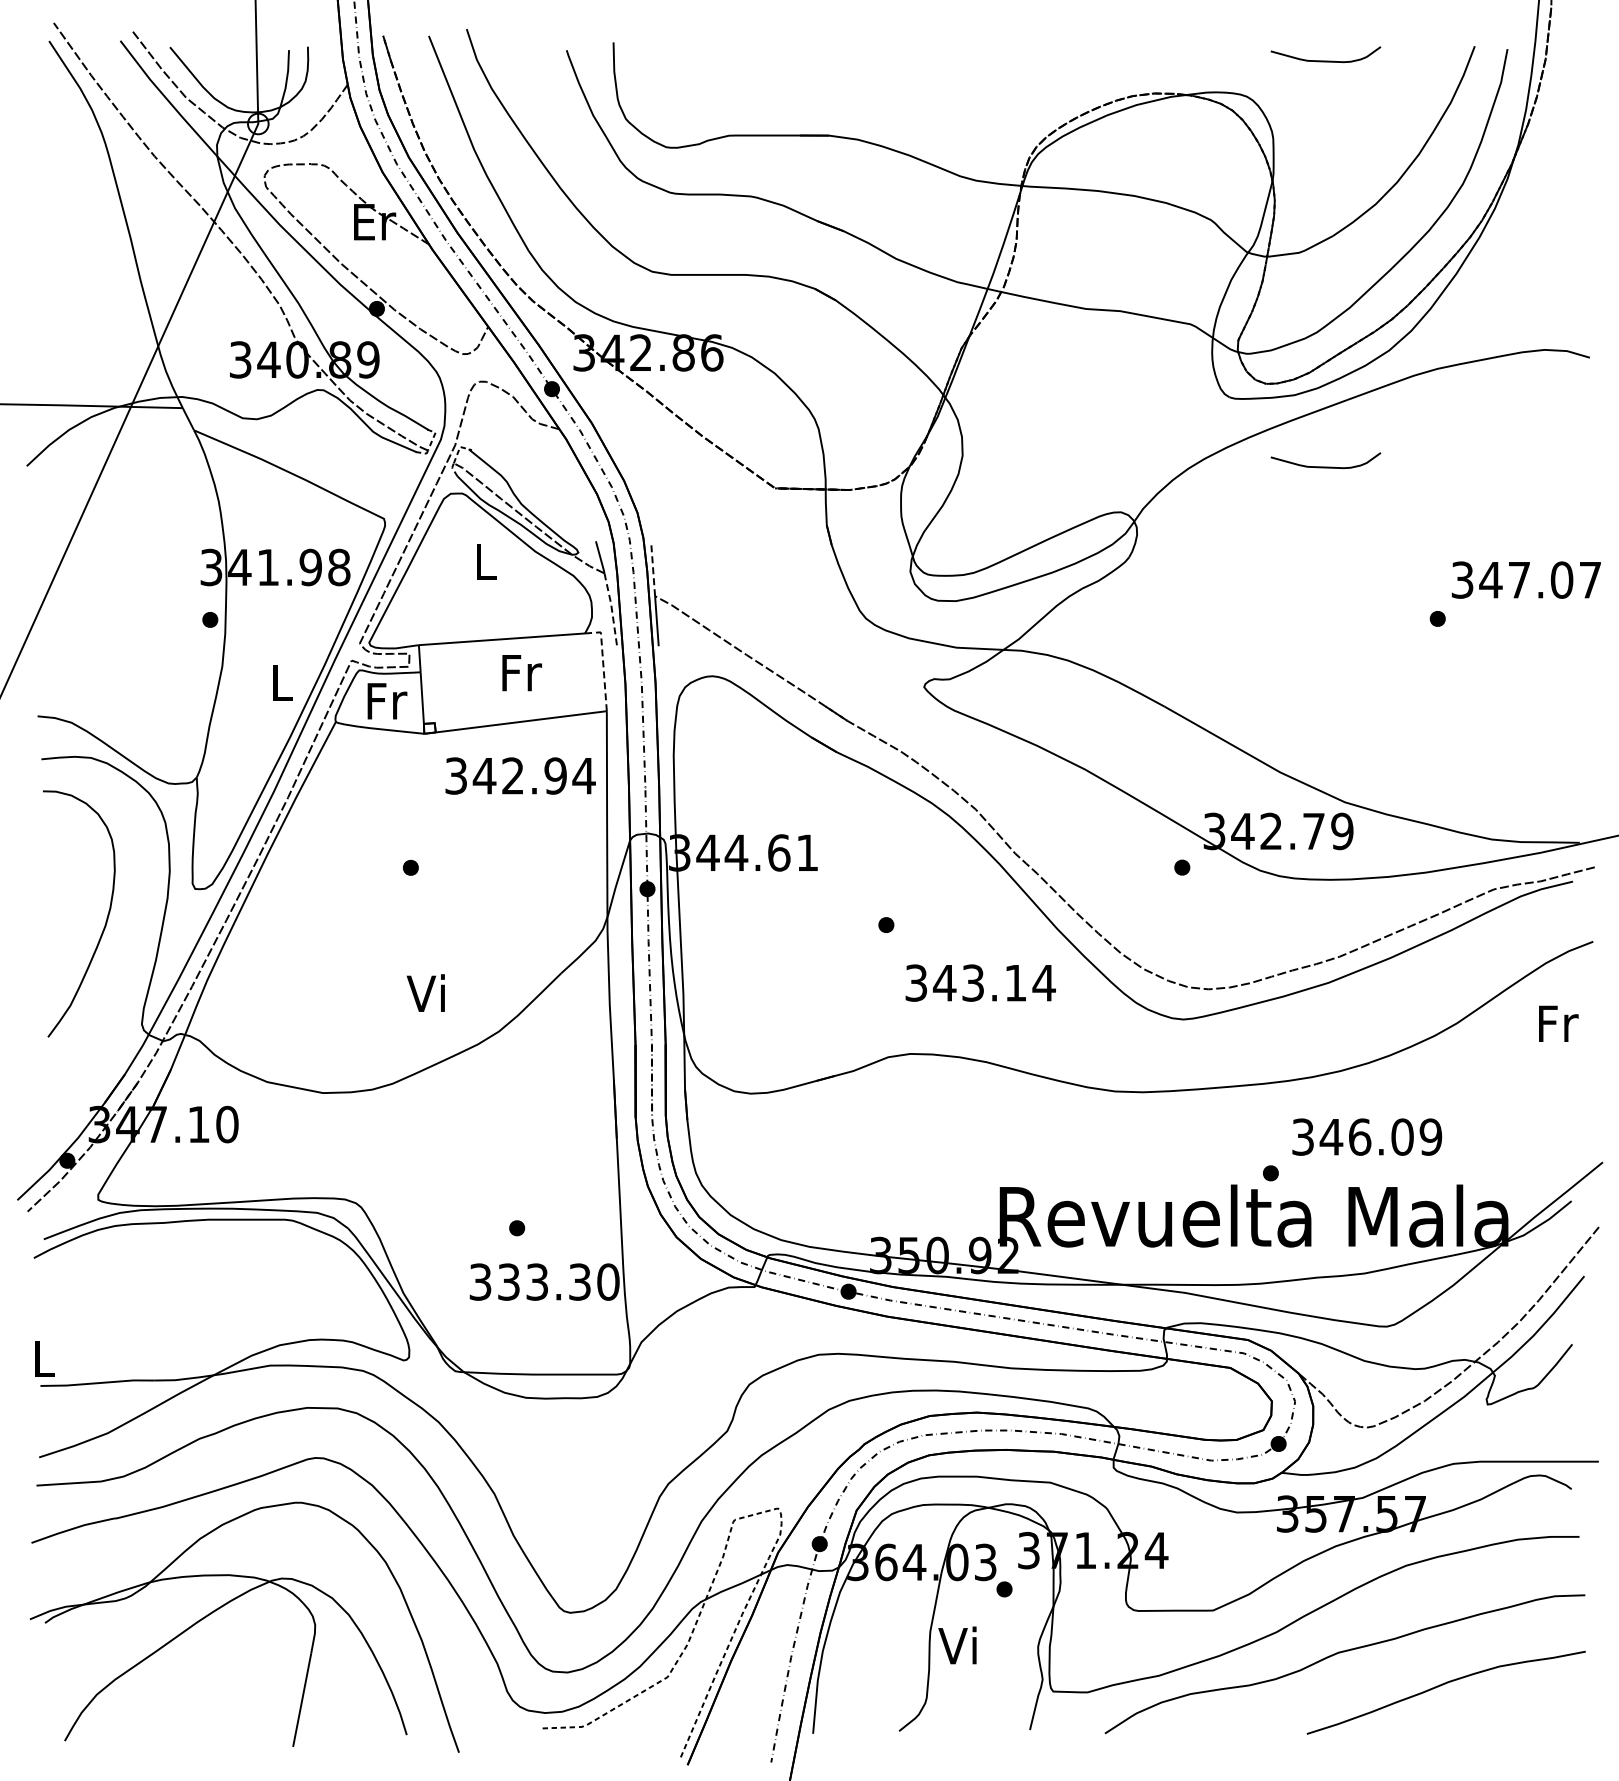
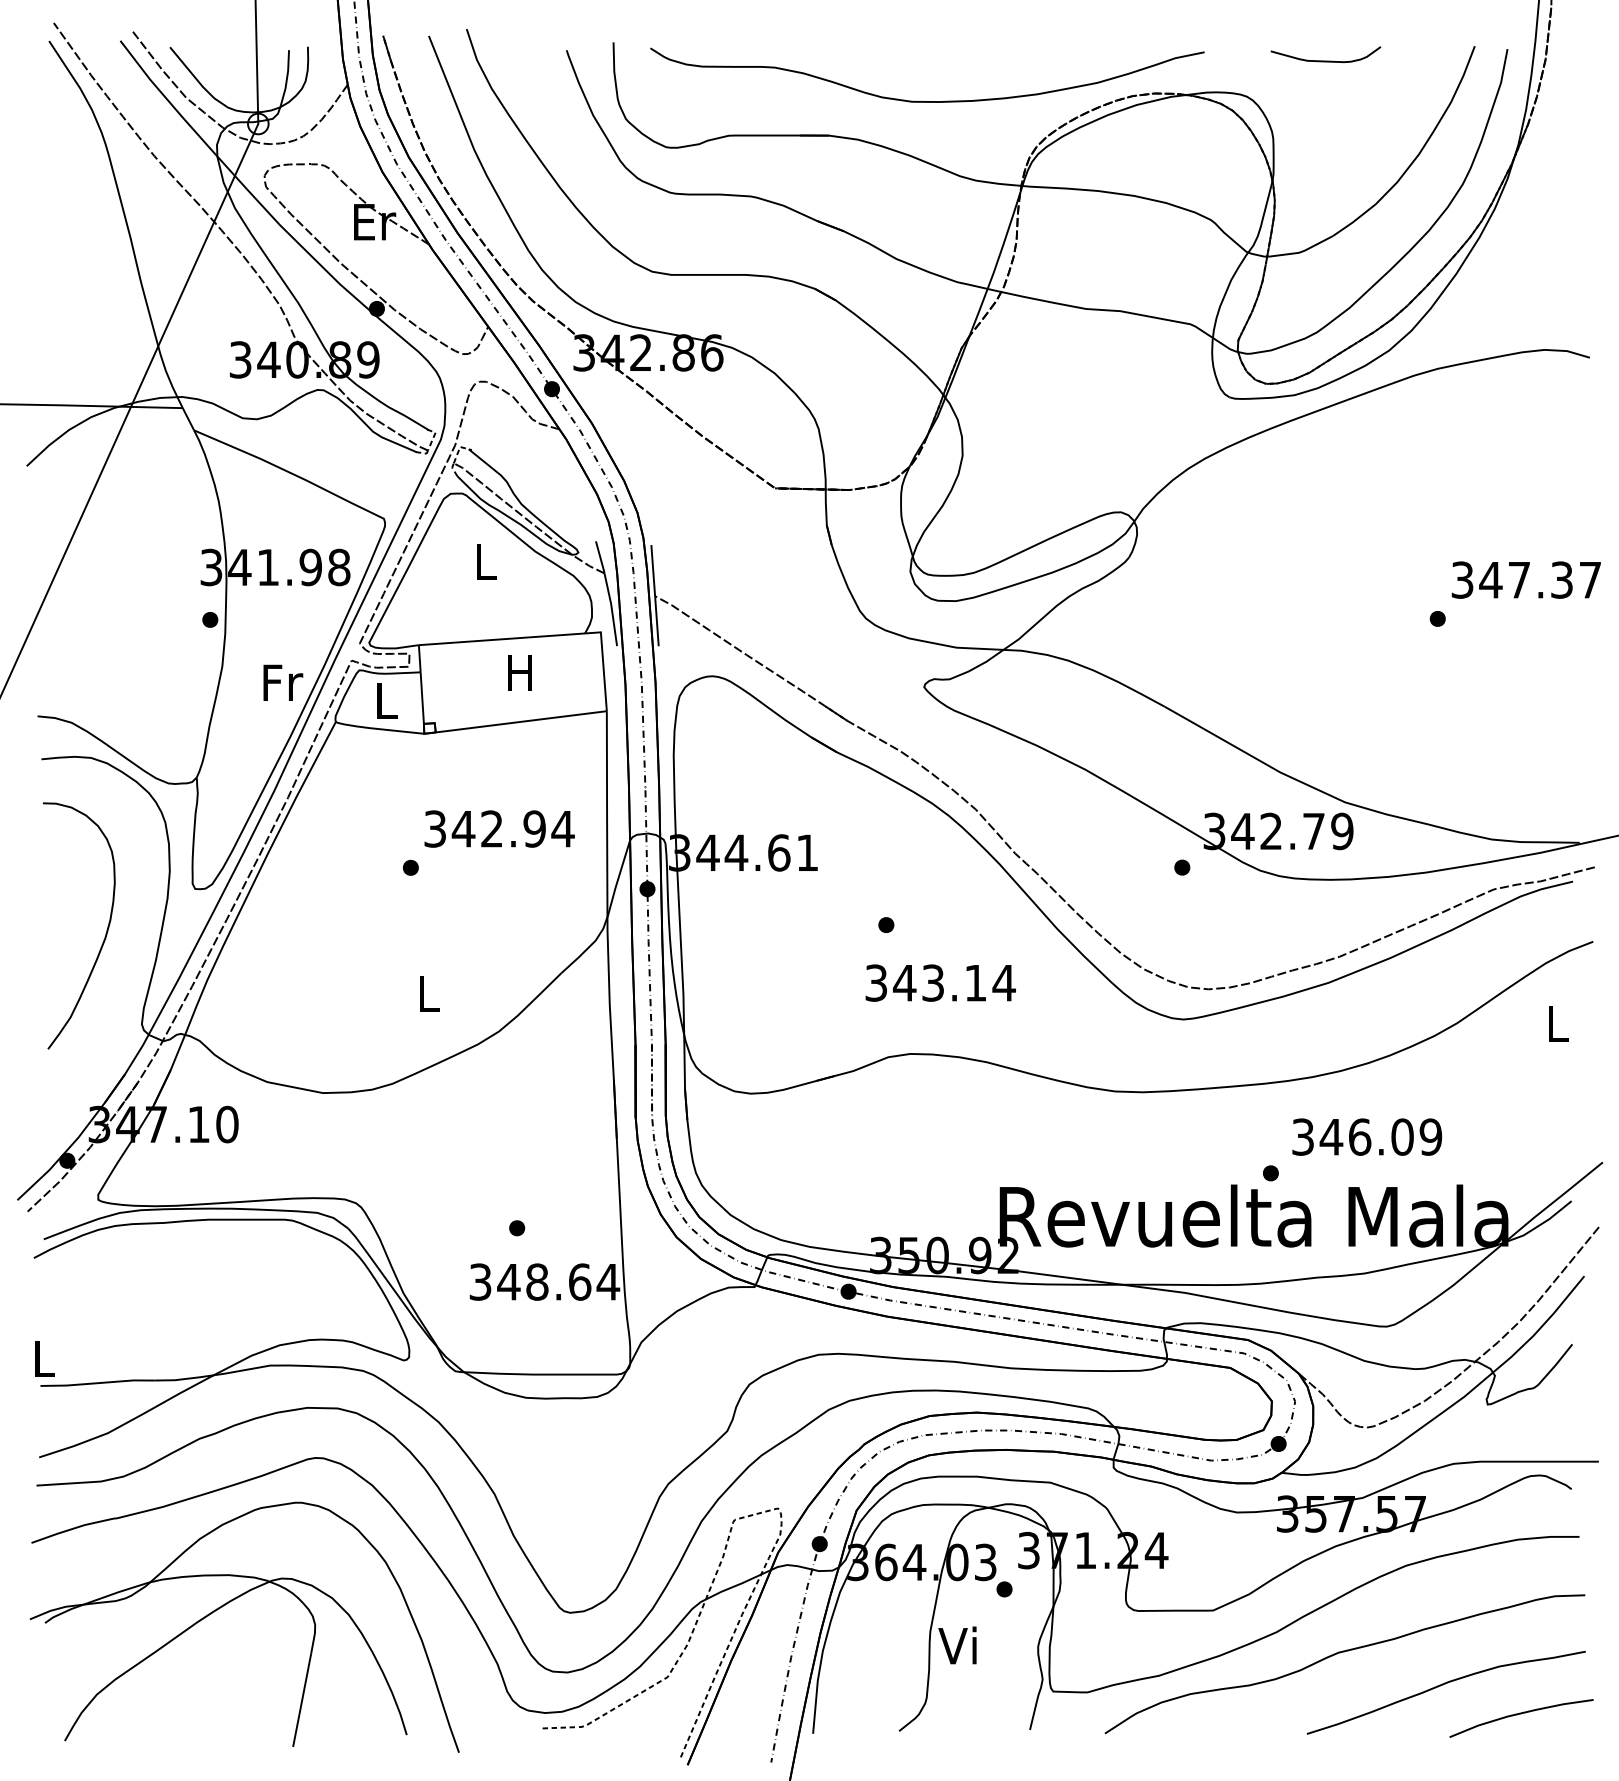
curve: none -> present (927, 101)
curve: present -> none (1325, 466)
line: dashed -> solid (653, 570)
text: 347.07 -> 347.37 (1561, 579)
line: dashed -> solid (611, 608)
line: dashed -> solid (603, 663)
text: Fr -> H (522, 673)
text: L -> Fr (283, 682)
text: Fr -> L (387, 701)
text position: (520, 775) -> (499, 828) (499, 828)
curve position: (105, 921) -> (105, 933) (105, 933)
text position: (980, 982) -> (940, 982) (940, 982)
text: Vi -> L (425, 992)
text: Fr -> L (1558, 1023)
text: 333.30 -> 348.64 (558, 1281)
curve: none -> present (1521, 1714)
